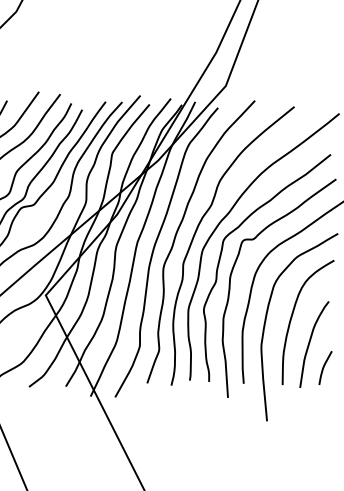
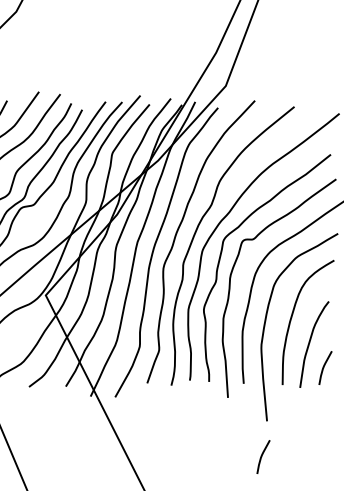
curve: none -> present (262, 456)
